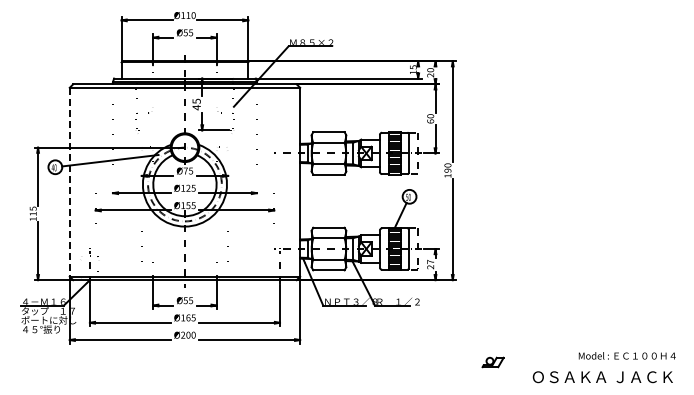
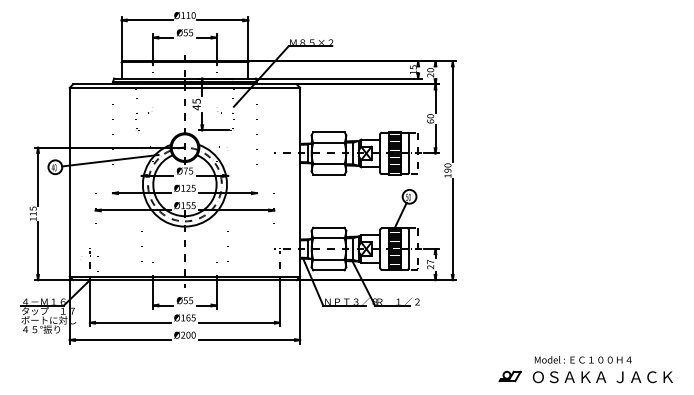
line: dashed -> solid (69, 182)
text position: (626, 355) -> (582, 359) (582, 359)
part position: (492, 362) -> (509, 376) (509, 376)
